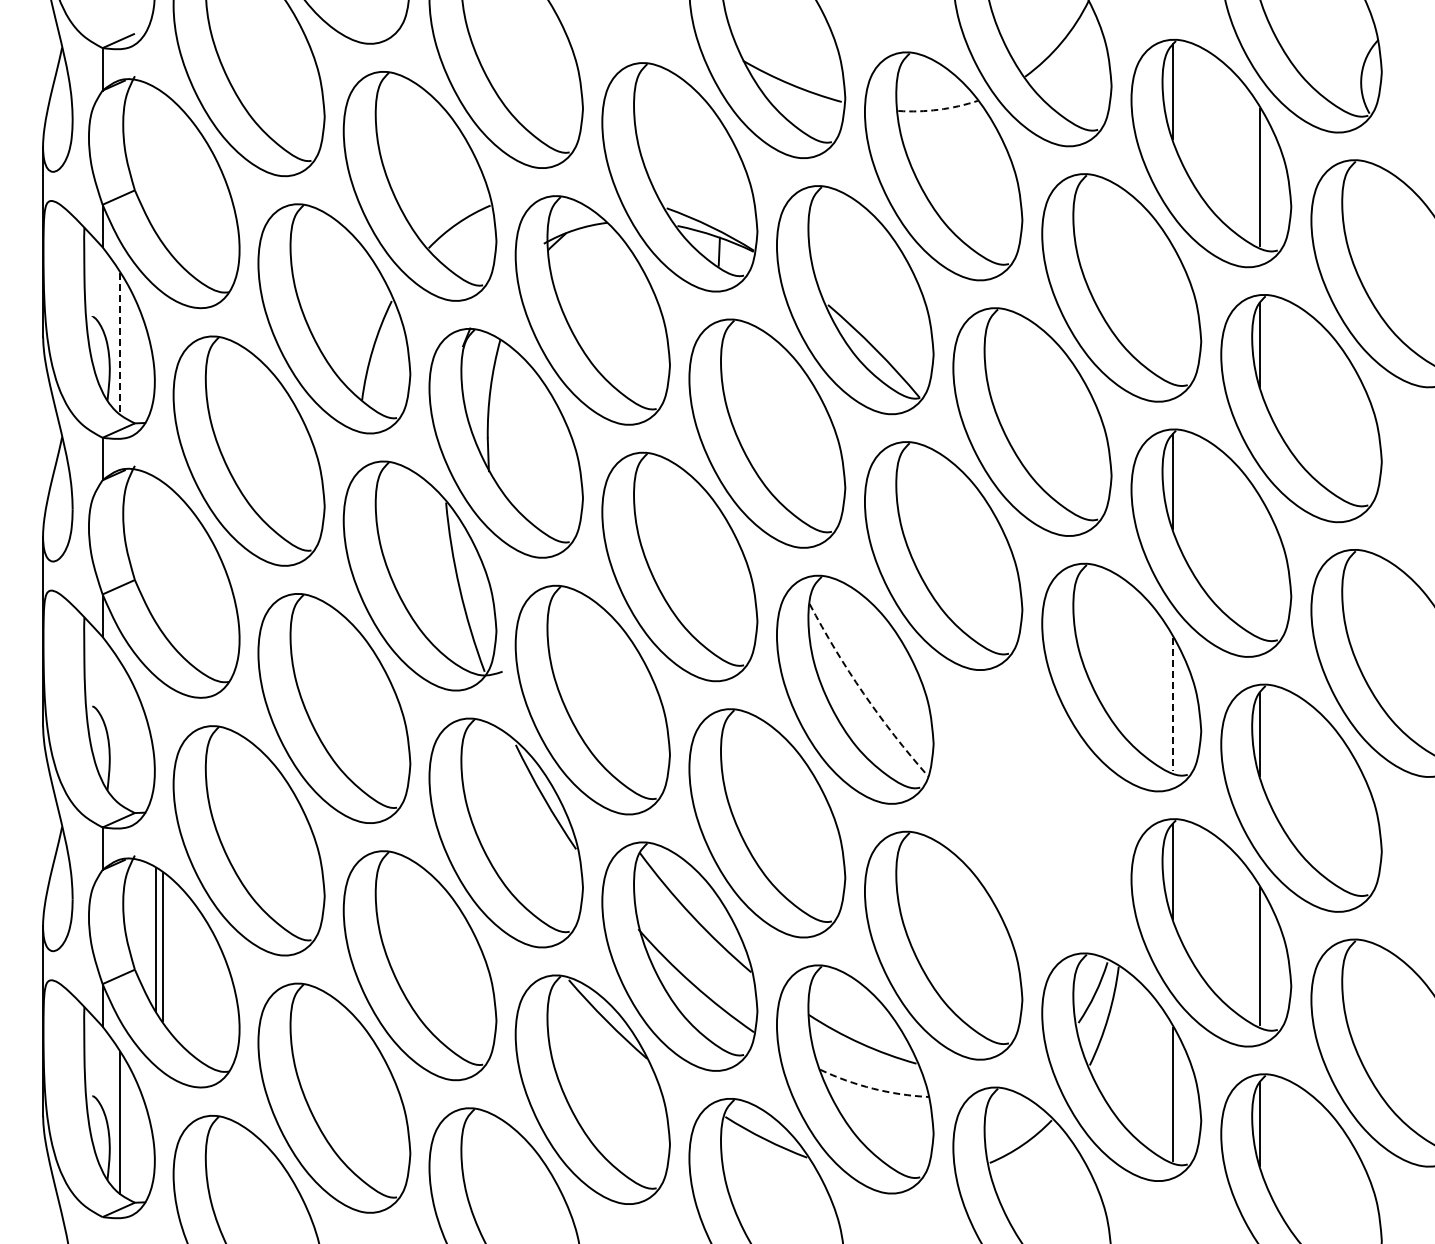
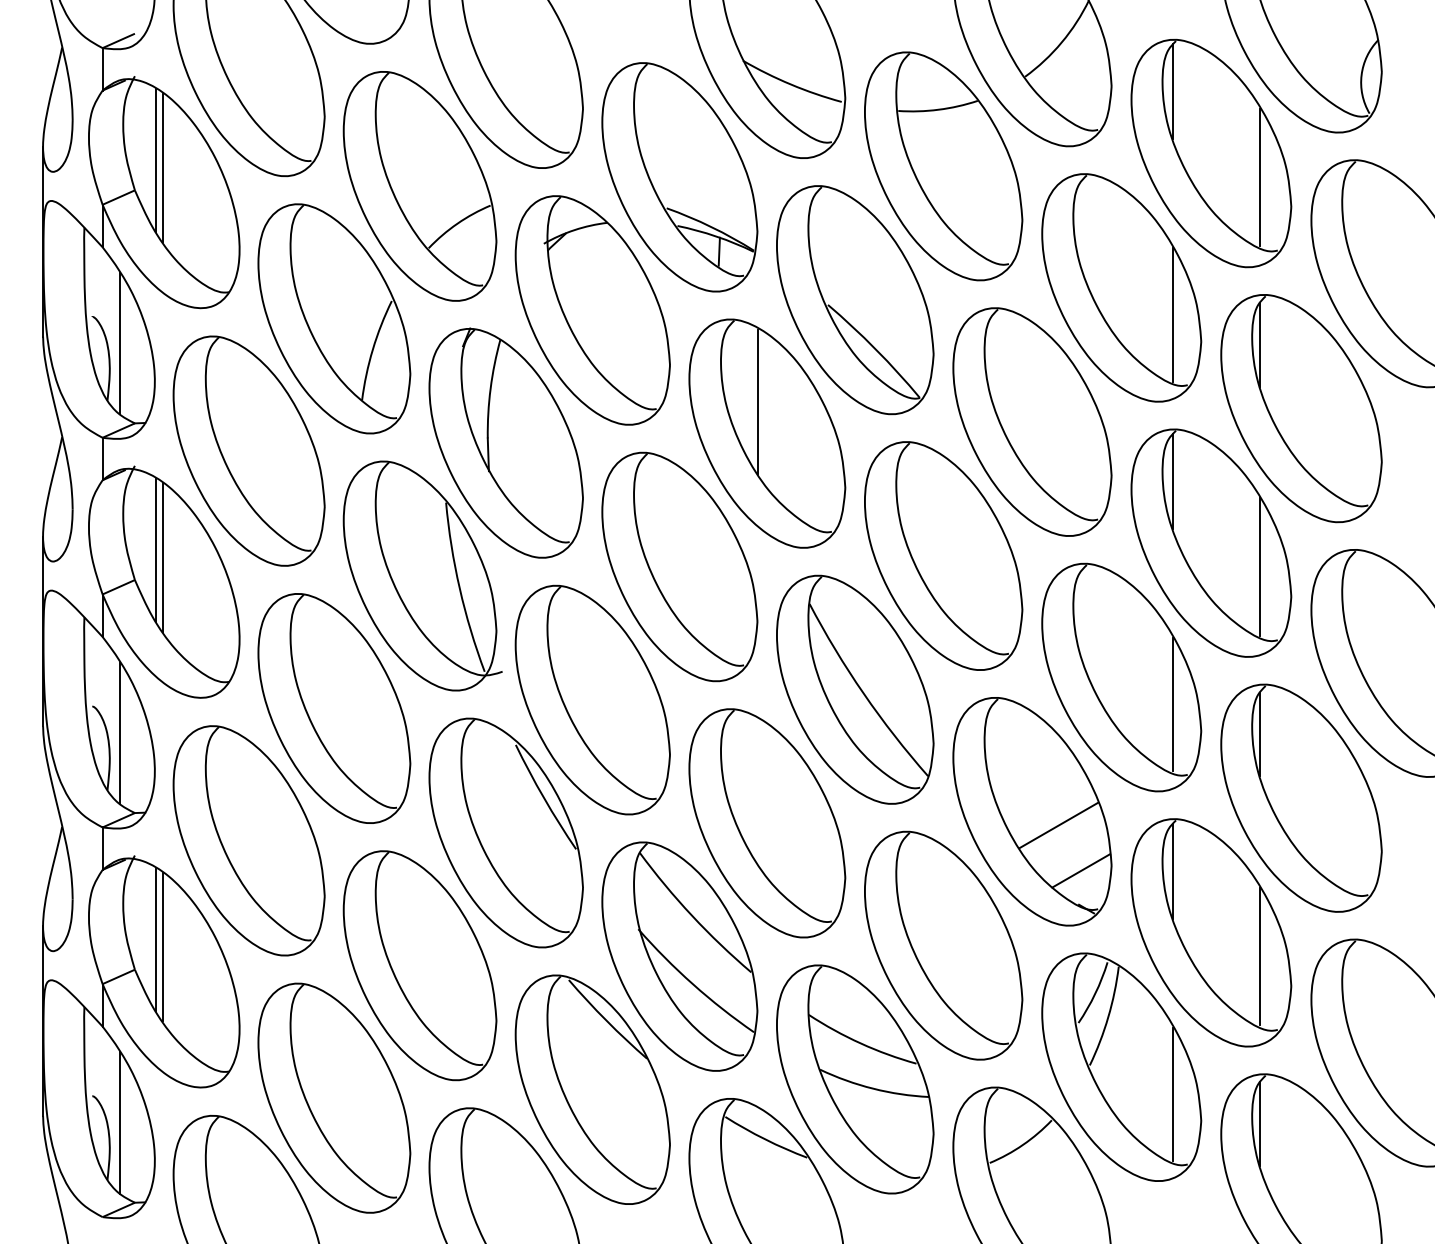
arc: dashed -> solid (938, 109)
line: none -> present (155, 160)
line: none -> present (163, 167)
line: none -> present (1173, 314)
line: dashed -> solid (119, 343)
line: none -> present (758, 401)
line: none -> present (155, 550)
line: none -> present (163, 557)
line: none -> present (1259, 566)
arc: dashed -> solid (863, 693)
line: dashed -> solid (1173, 704)
line: none -> present (119, 733)
part: none -> present (1032, 811)
arc: dashed -> solid (873, 1088)
